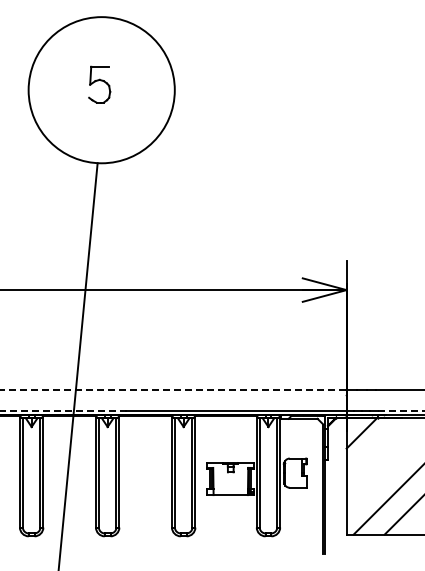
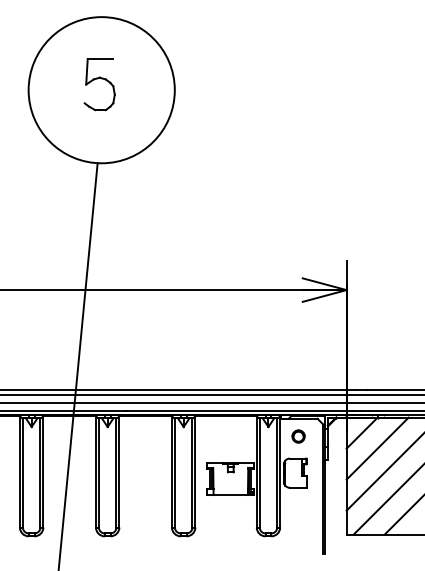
part size: 24x39 px -> 33x54 px (99, 84)
line: dashed -> solid (173, 389)
line: none -> present (211, 395)
line: none -> present (211, 402)
line: dashed -> solid (63, 410)
line: dashed -> solid (401, 410)
circle: none -> present (298, 436)
line: none -> present (377, 448)
line: none -> present (383, 472)
